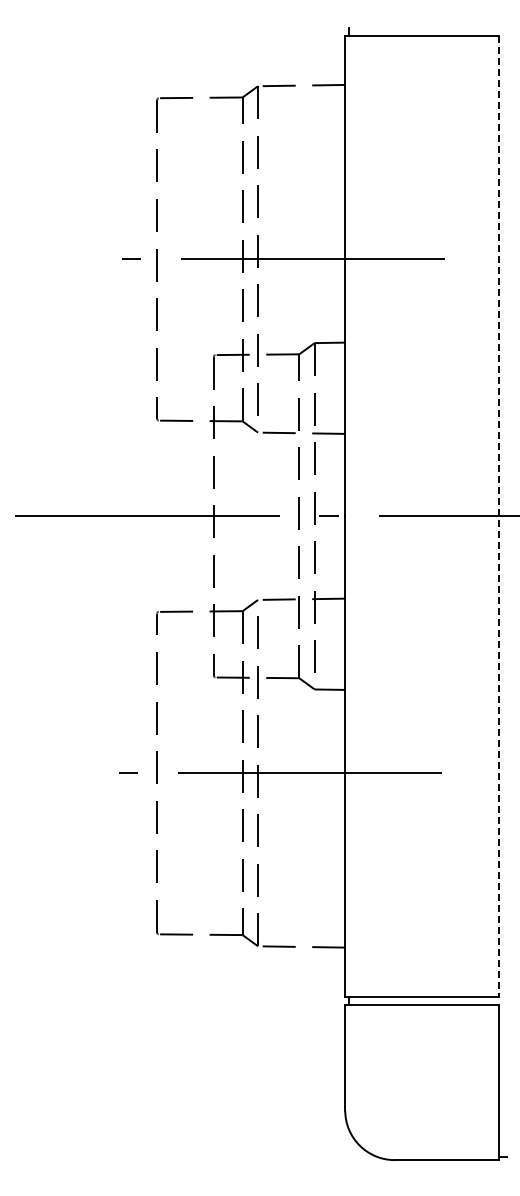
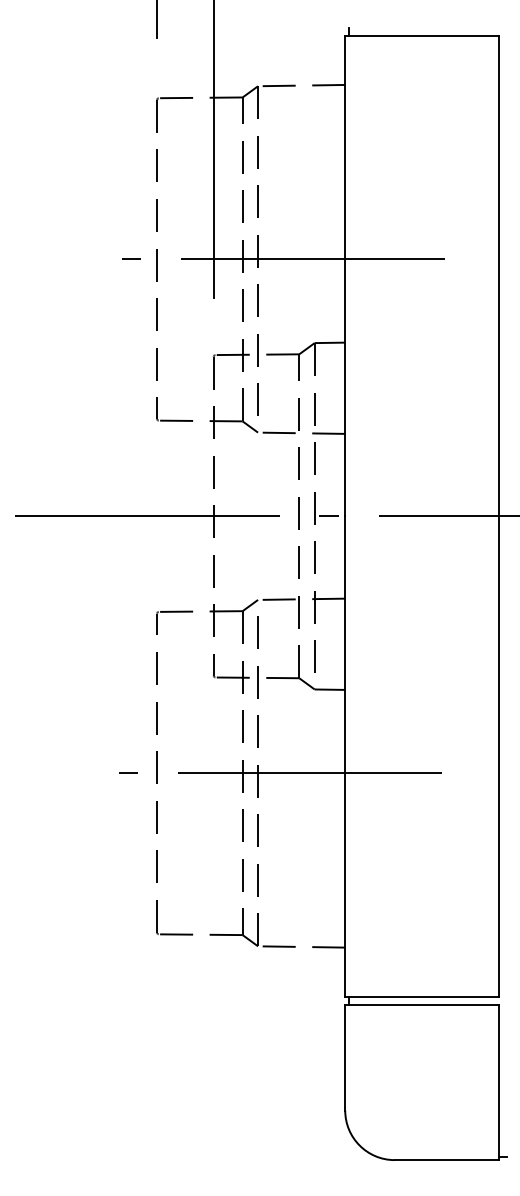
line: none -> present (157, 19)
line: none -> present (213, 149)
line: dashed -> solid (498, 516)
